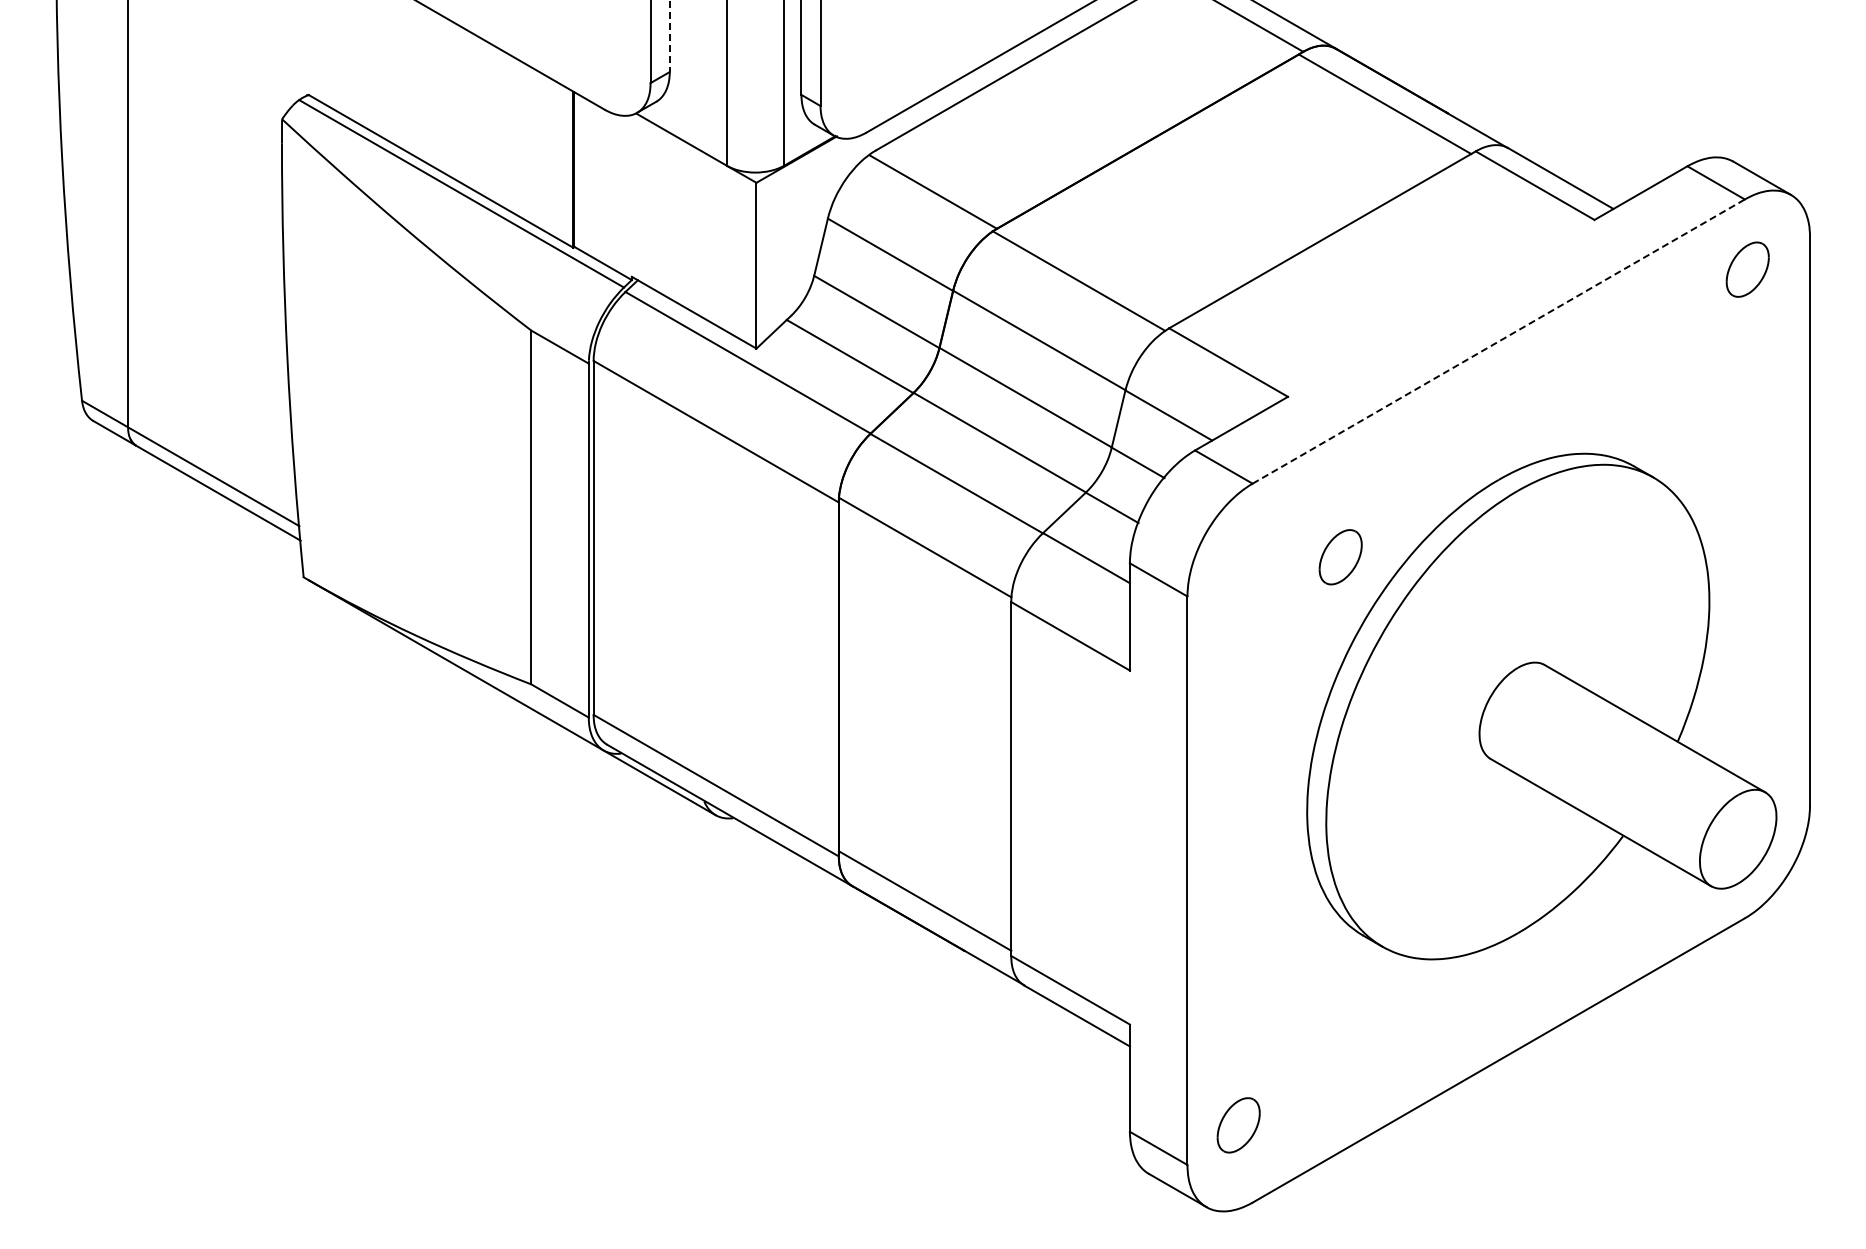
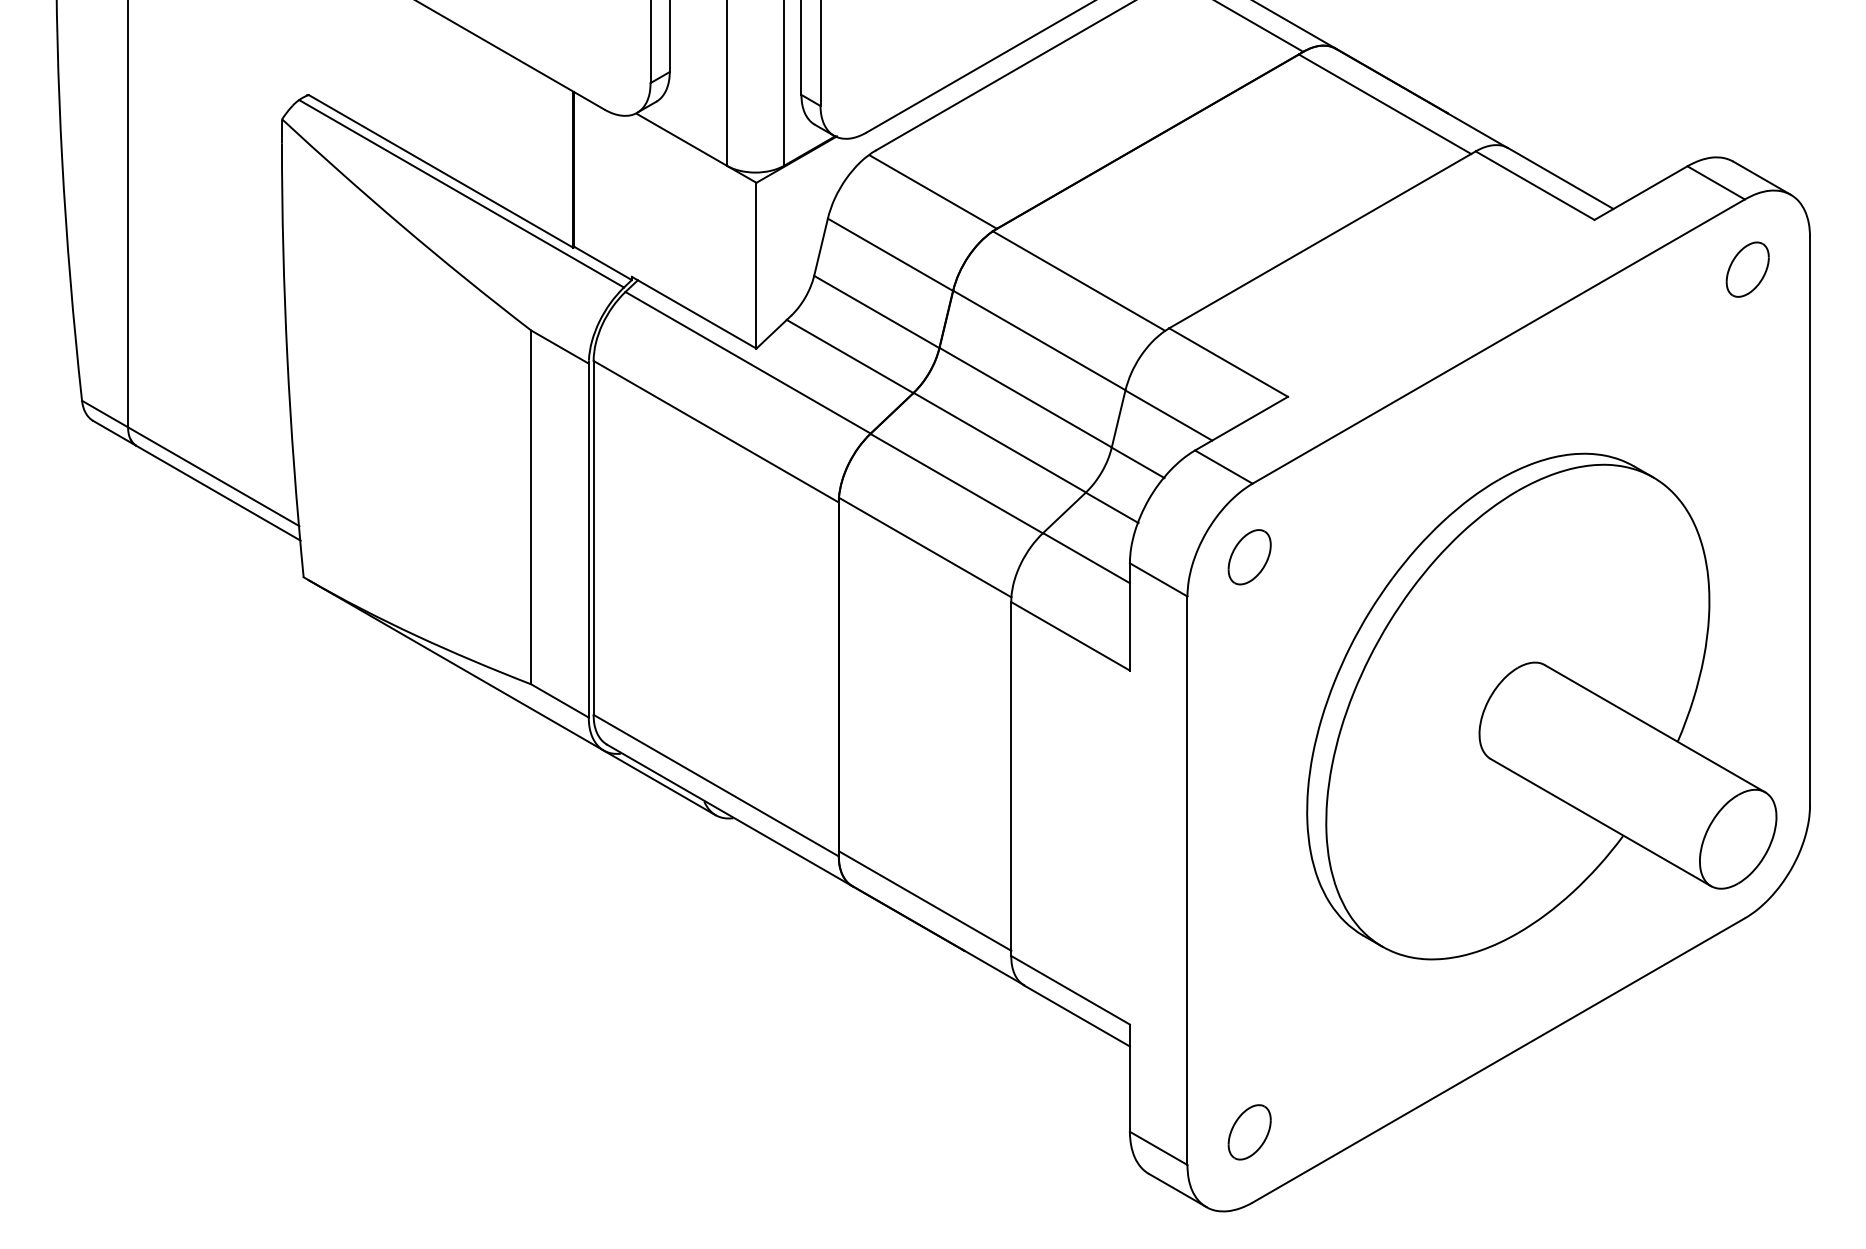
line: dashed -> solid (669, 36)
line: dashed -> solid (1499, 341)
part position: (1340, 557) -> (1249, 557) (1249, 557)
part position: (1238, 1125) -> (1249, 1132) (1249, 1132)
